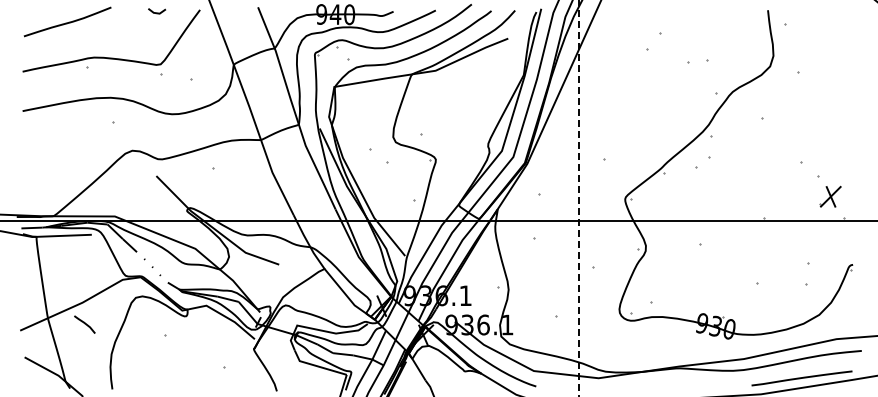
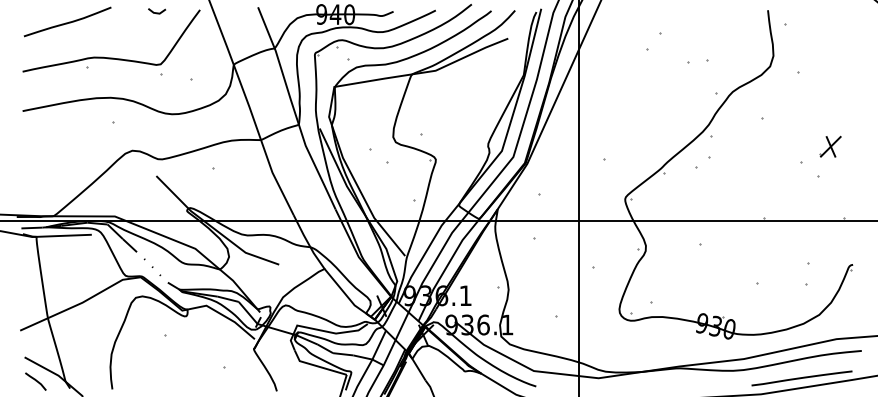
part position: (830, 196) -> (830, 146) (830, 146)
line: dashed -> solid (578, 198)
line position: (84, 324) -> (35, 381) (35, 381)
